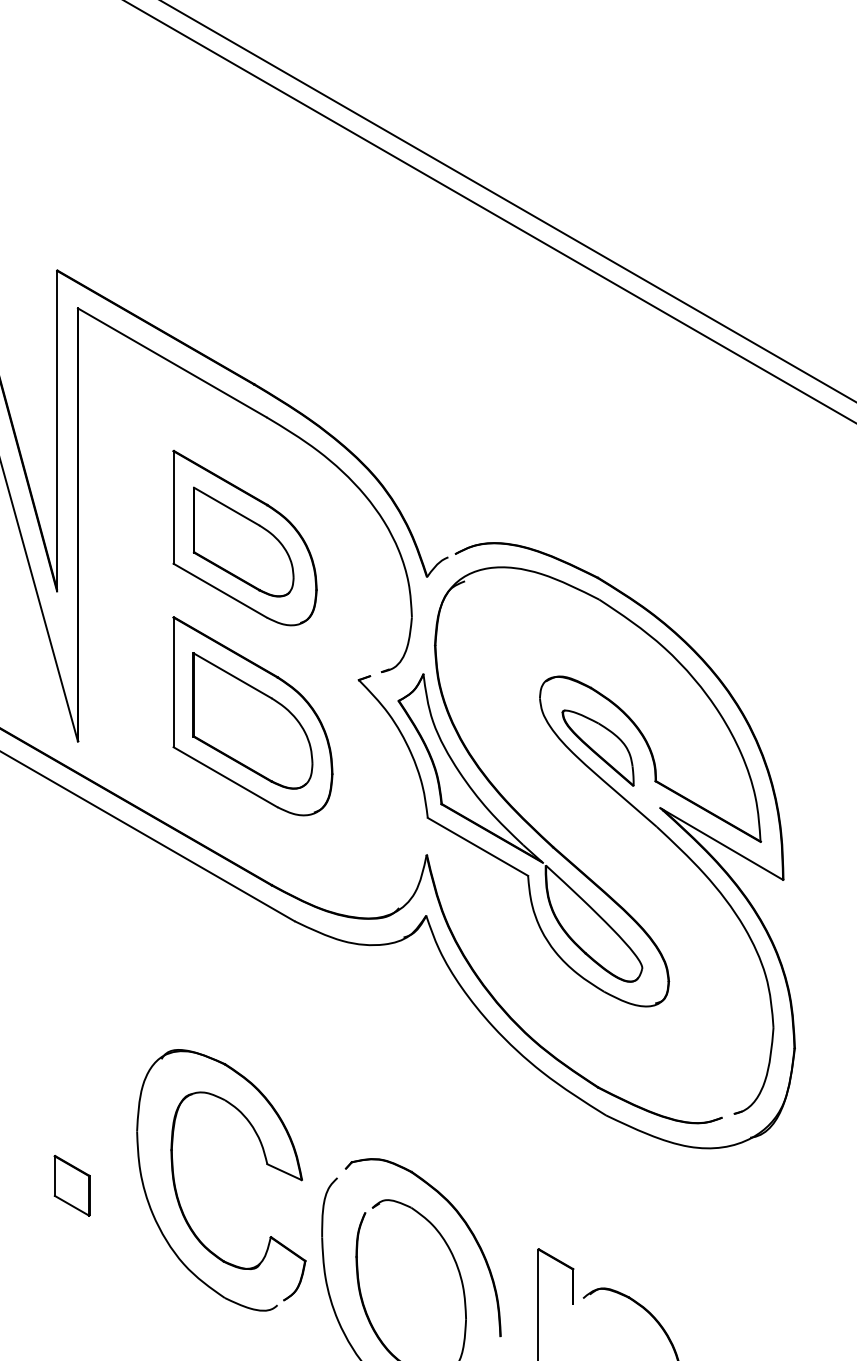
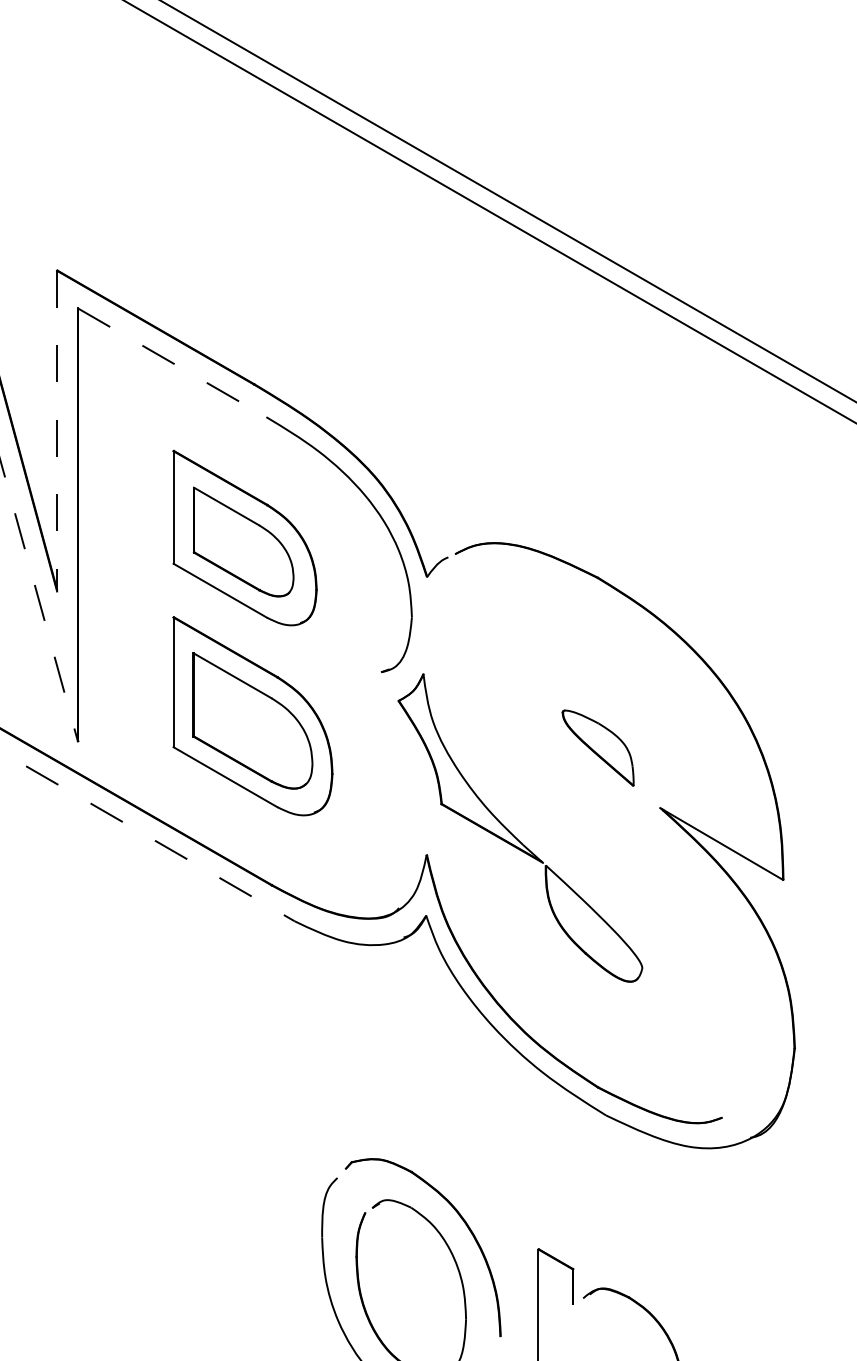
line: solid -> dashed (172, 362)
line: solid -> dashed (57, 431)
line: solid -> dashed (39, 600)
line: solid -> dashed (147, 836)
part: present -> none (556, 848)
part: present -> none (71, 1185)
part: present -> none (176, 1187)
